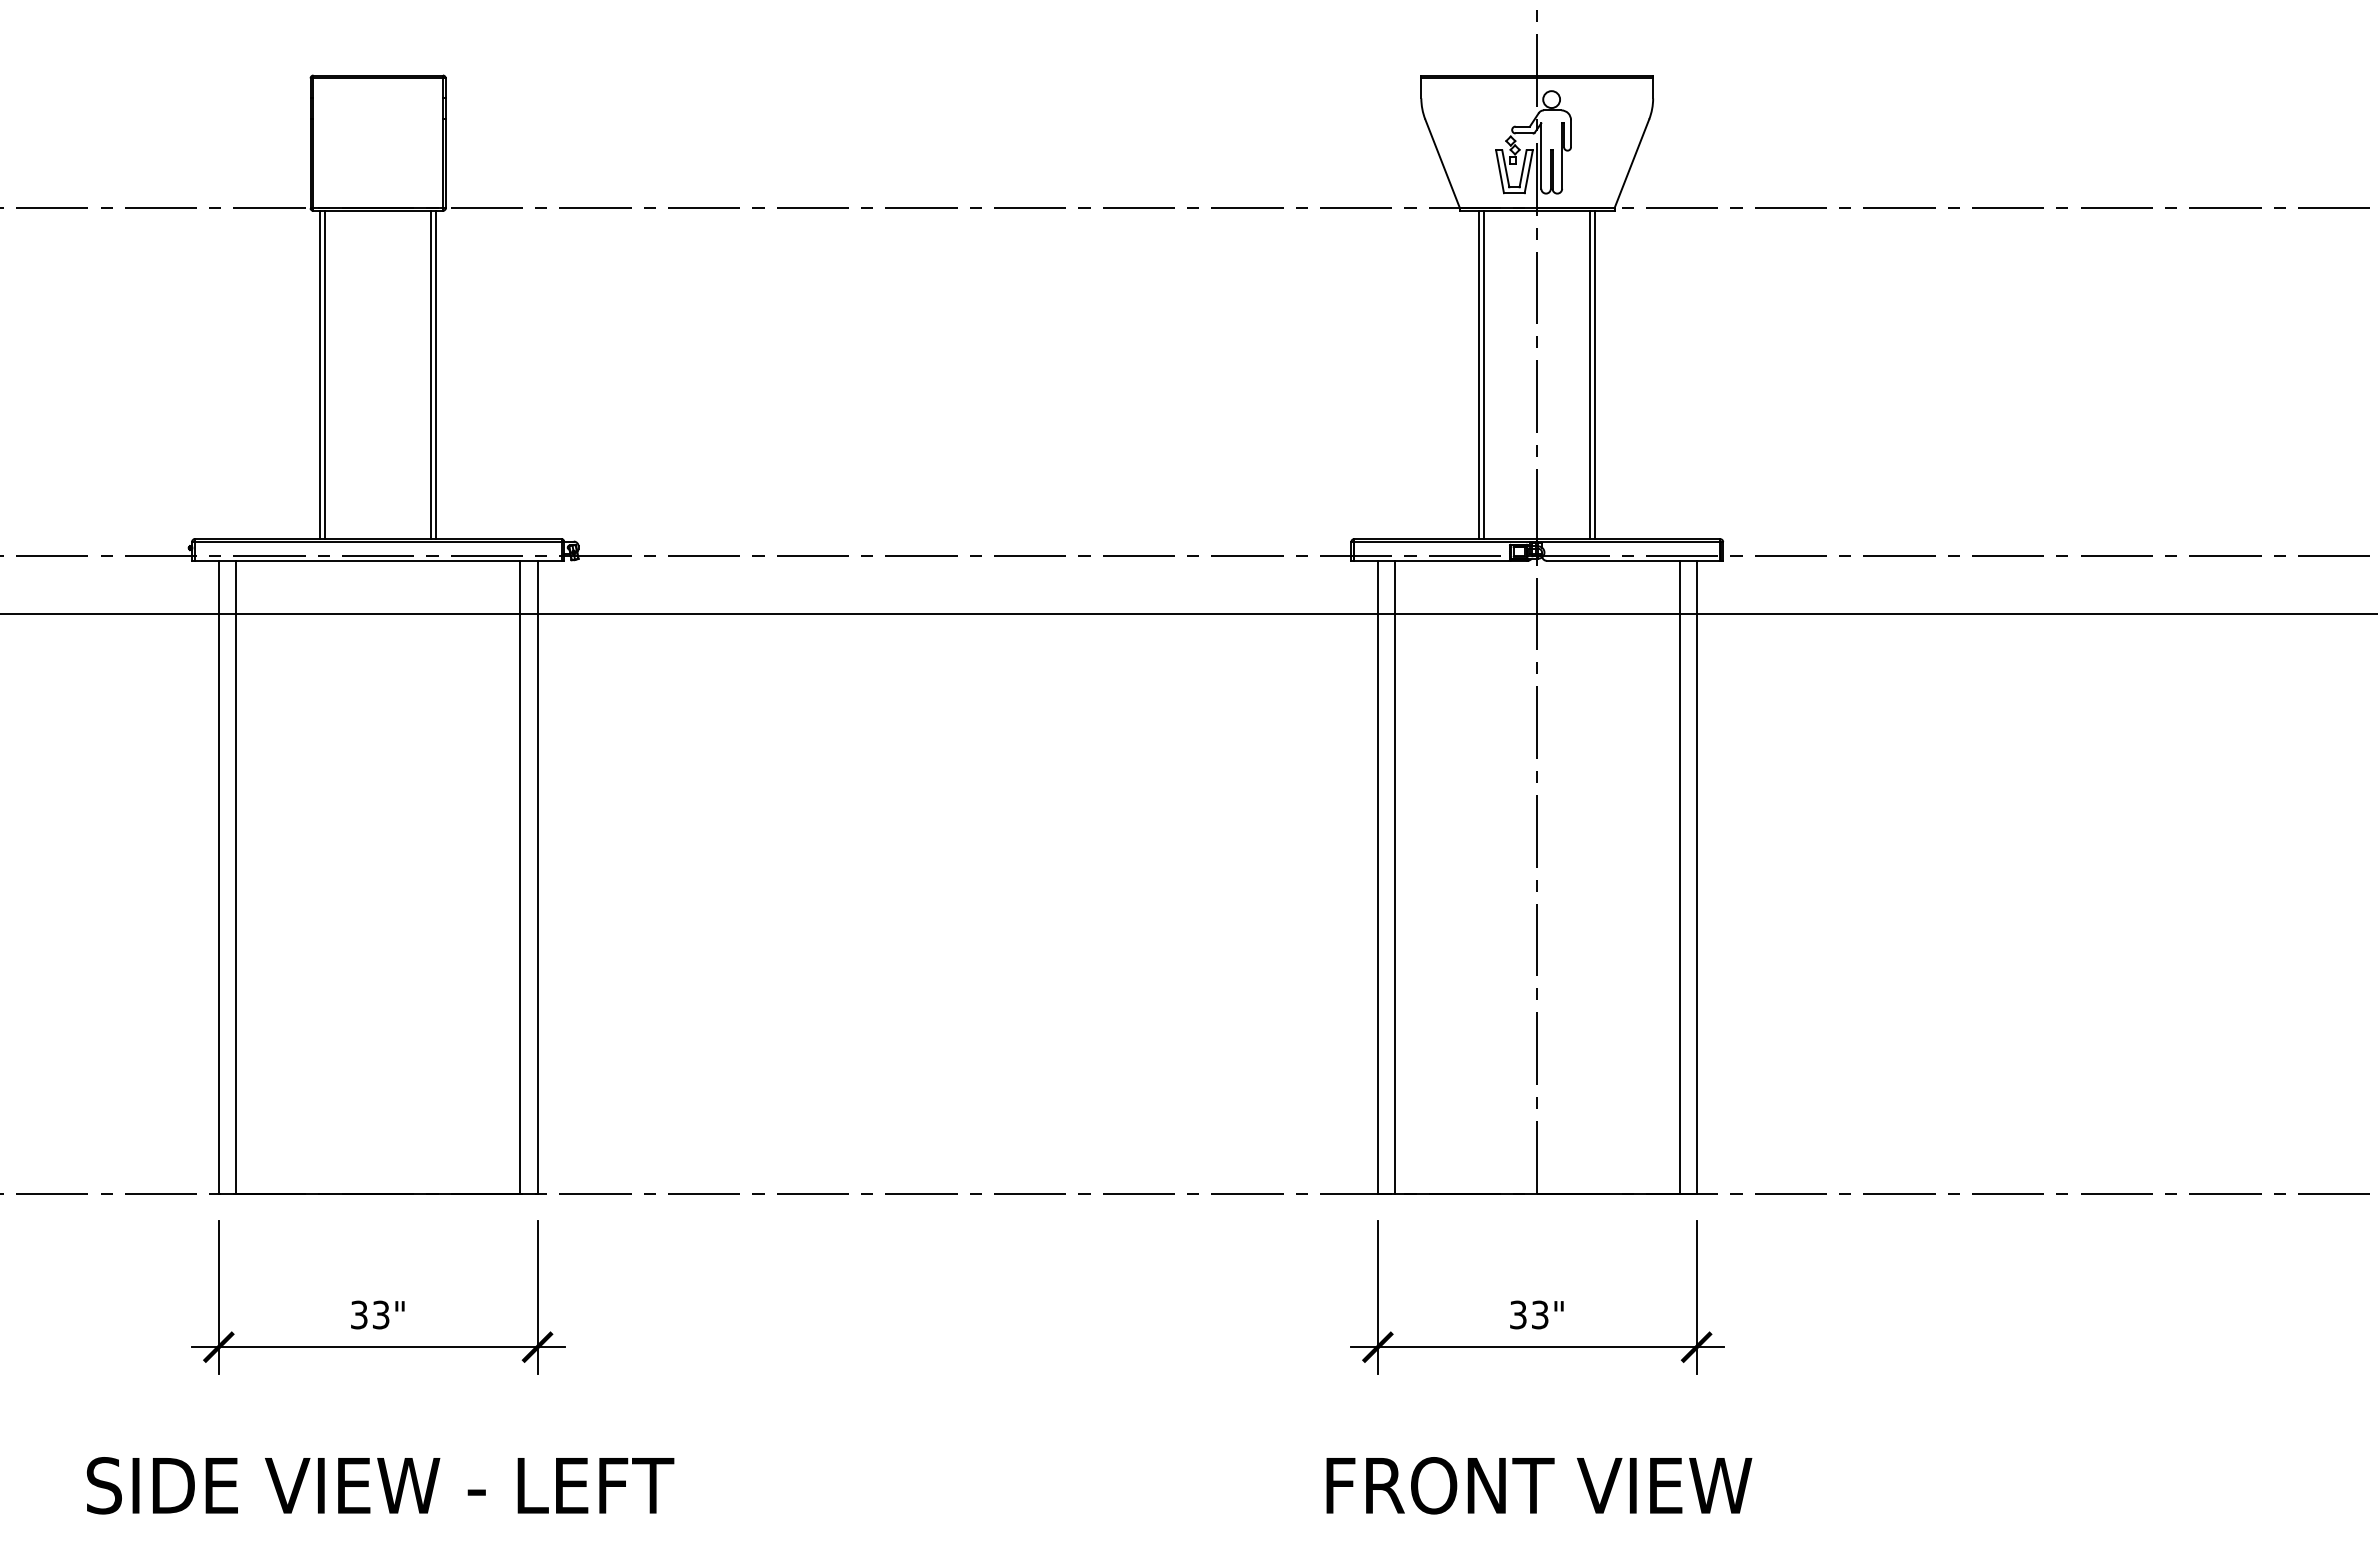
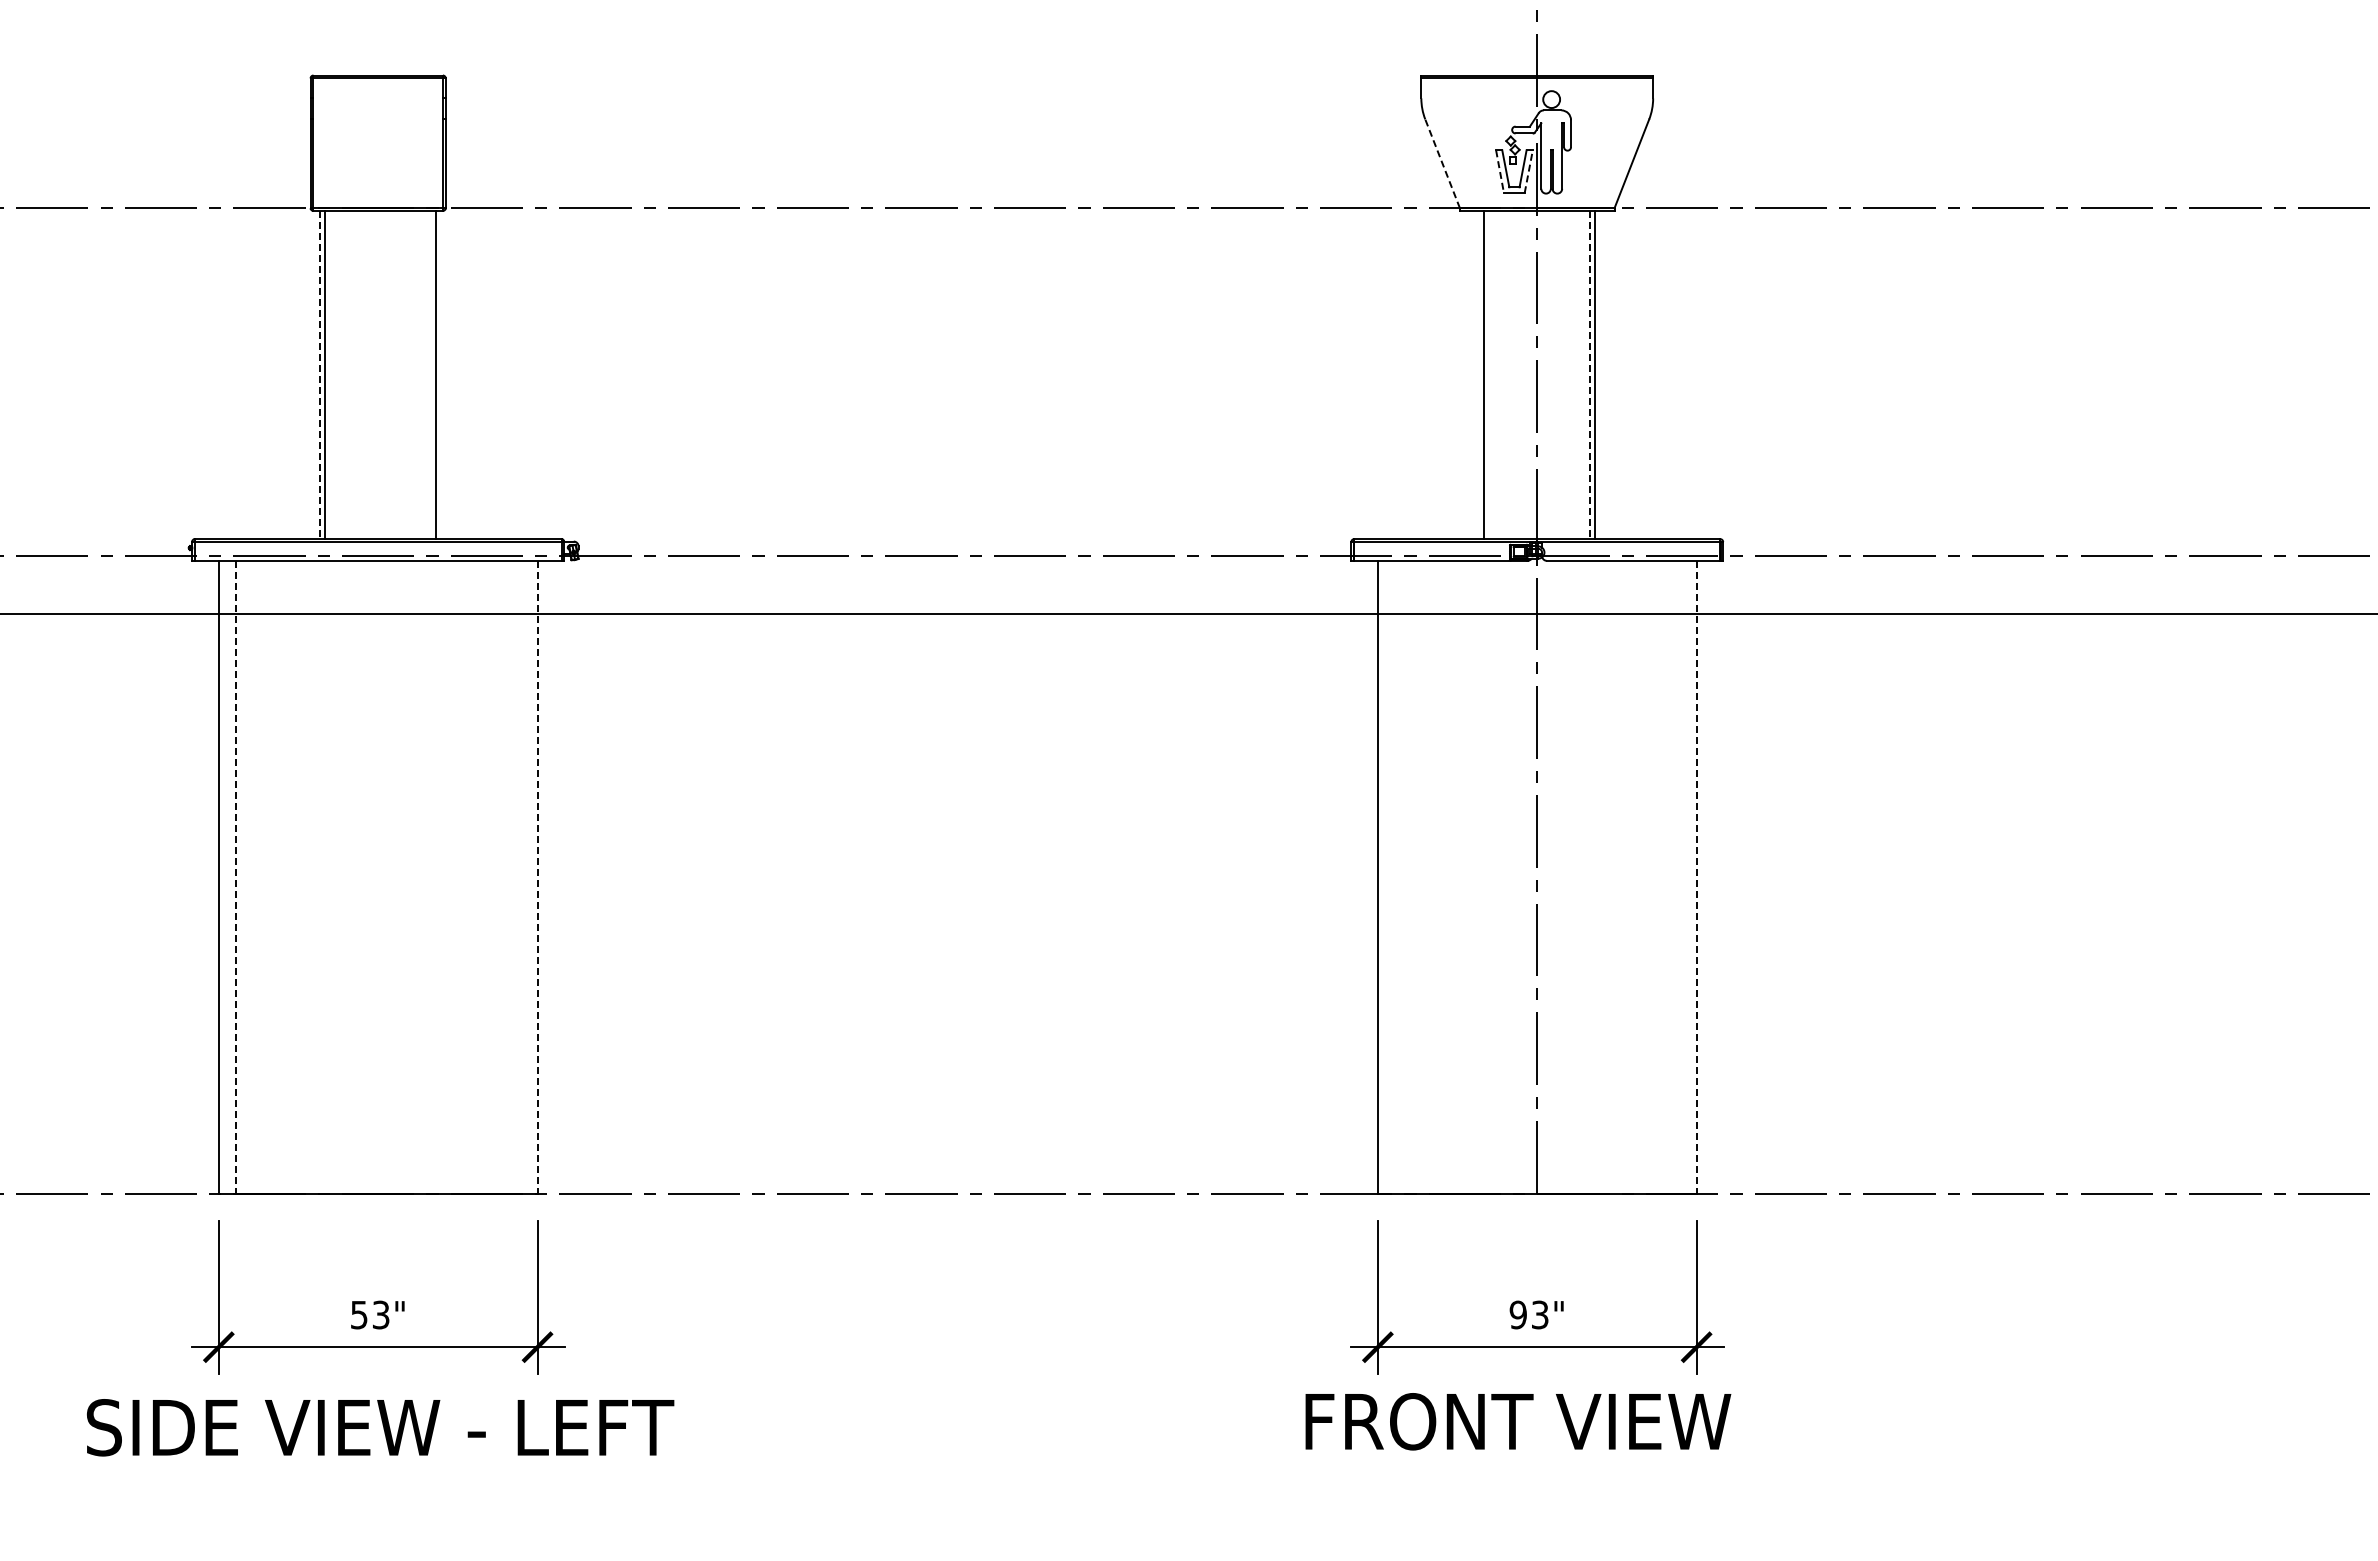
line: solid -> dashed (1442, 163)
line: solid -> dashed (1500, 171)
line: solid -> dashed (1528, 171)
line: present -> none (431, 374)
line: present -> none (1479, 374)
line: solid -> dashed (320, 375)
line: solid -> dashed (1590, 375)
line: present -> none (520, 876)
line: present -> none (1394, 876)
line: present -> none (1679, 876)
line: solid -> dashed (235, 877)
line: solid -> dashed (537, 877)
line: solid -> dashed (1696, 877)
text: 33" -> 53" (359, 1314)
text: 33" -> 93" (1517, 1314)
text position: (380, 1485) -> (380, 1427) (380, 1427)
text position: (1539, 1485) -> (1518, 1421) (1518, 1421)
